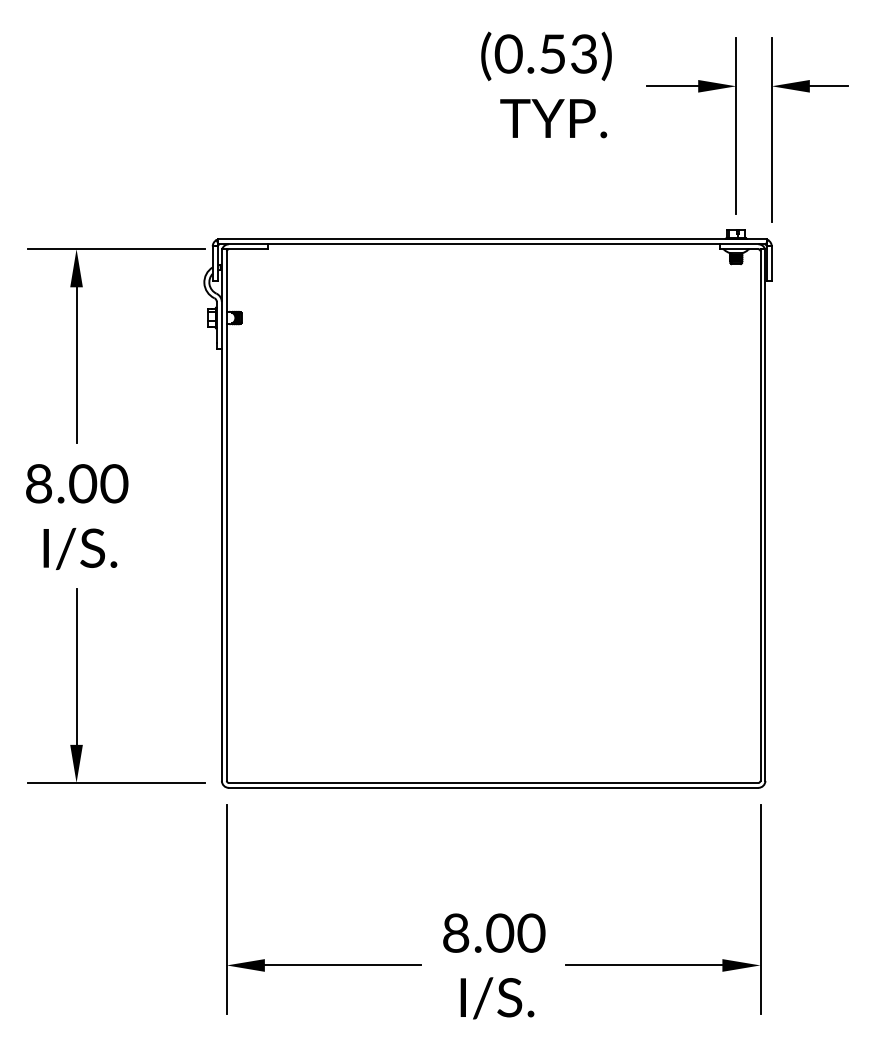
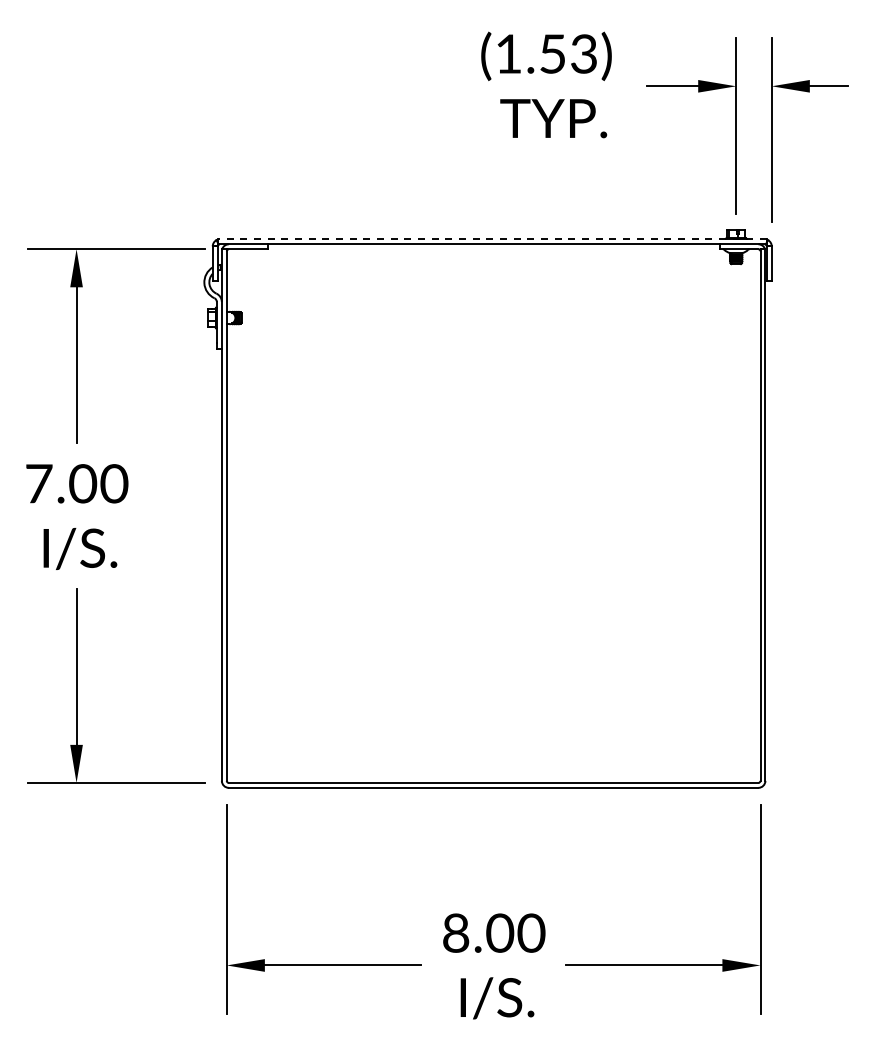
text: (0.53) -> (1.53) (508, 53)
line: solid -> dashed (492, 239)
text: 8.00 -> 7.00 (39, 483)
